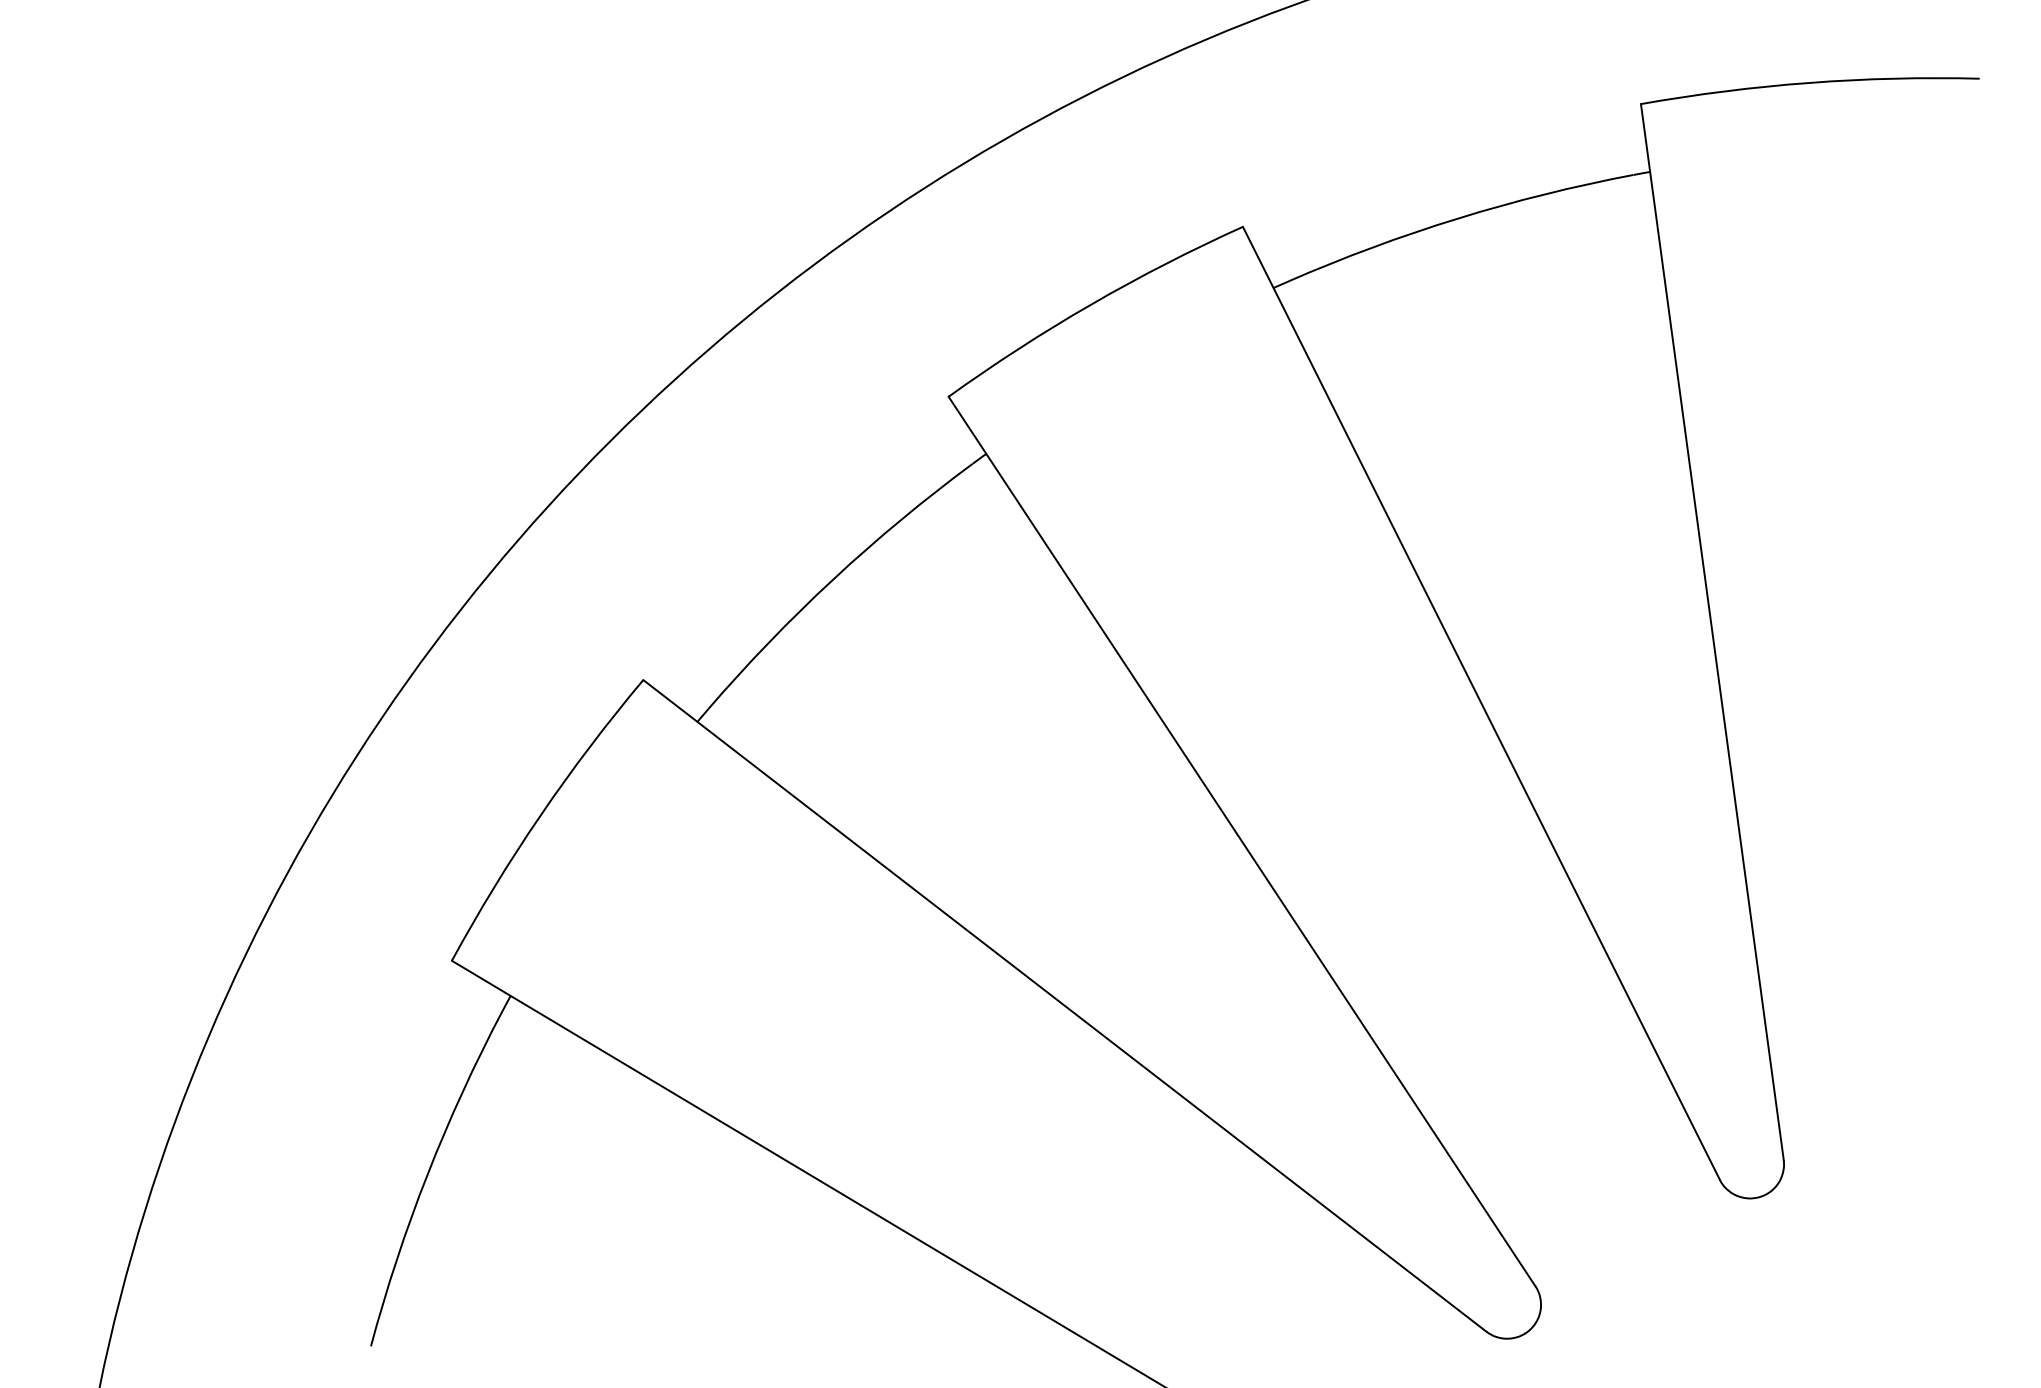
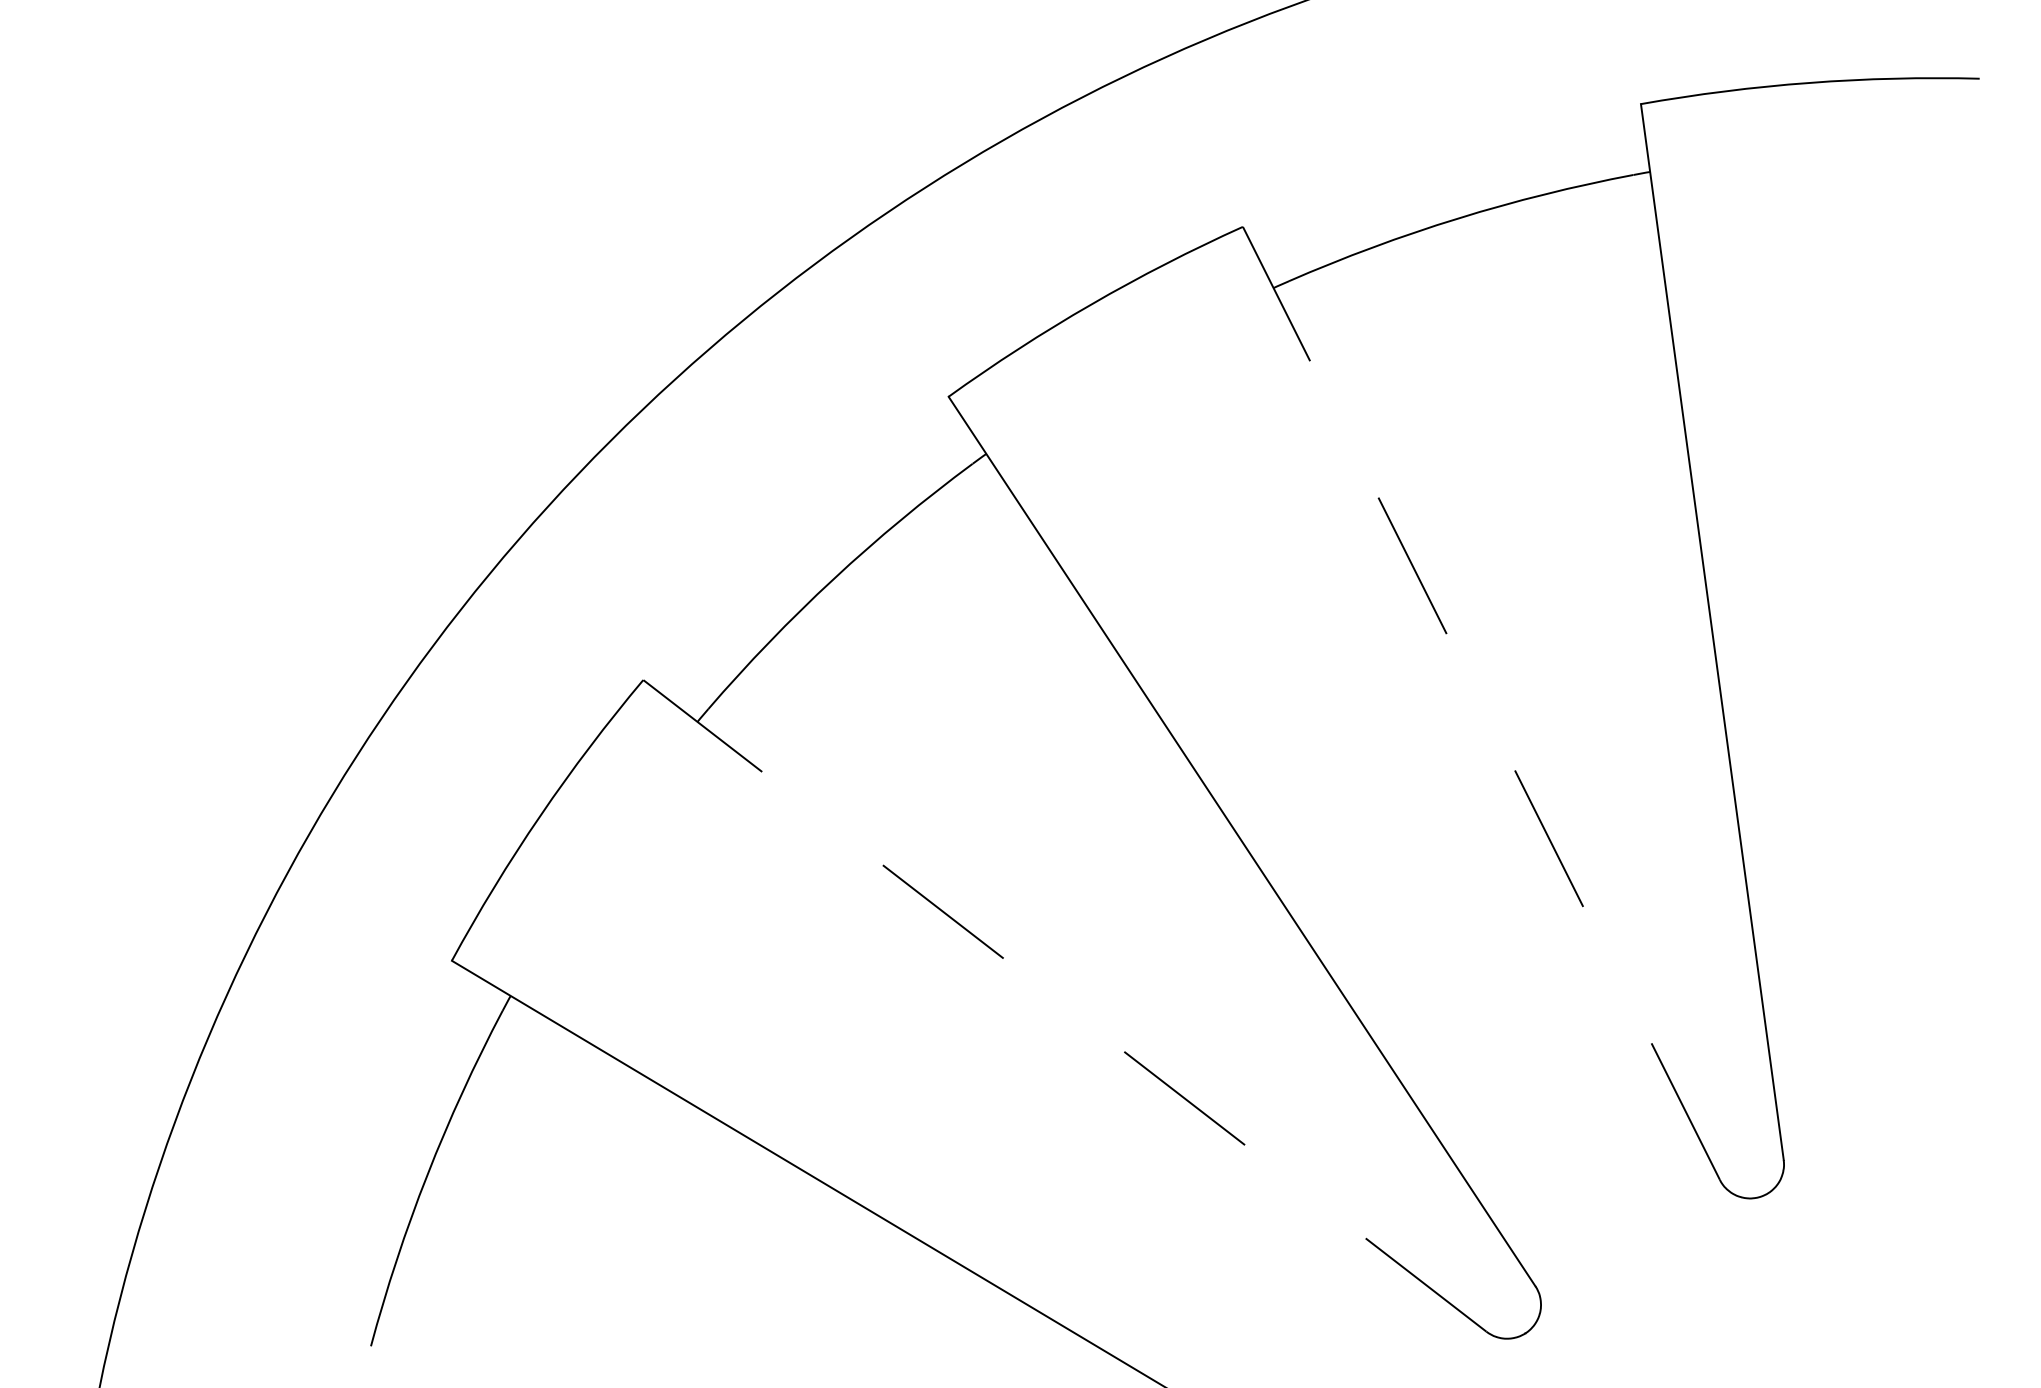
line: solid -> dashed (1481, 703)
line: solid -> dashed (1064, 1005)
